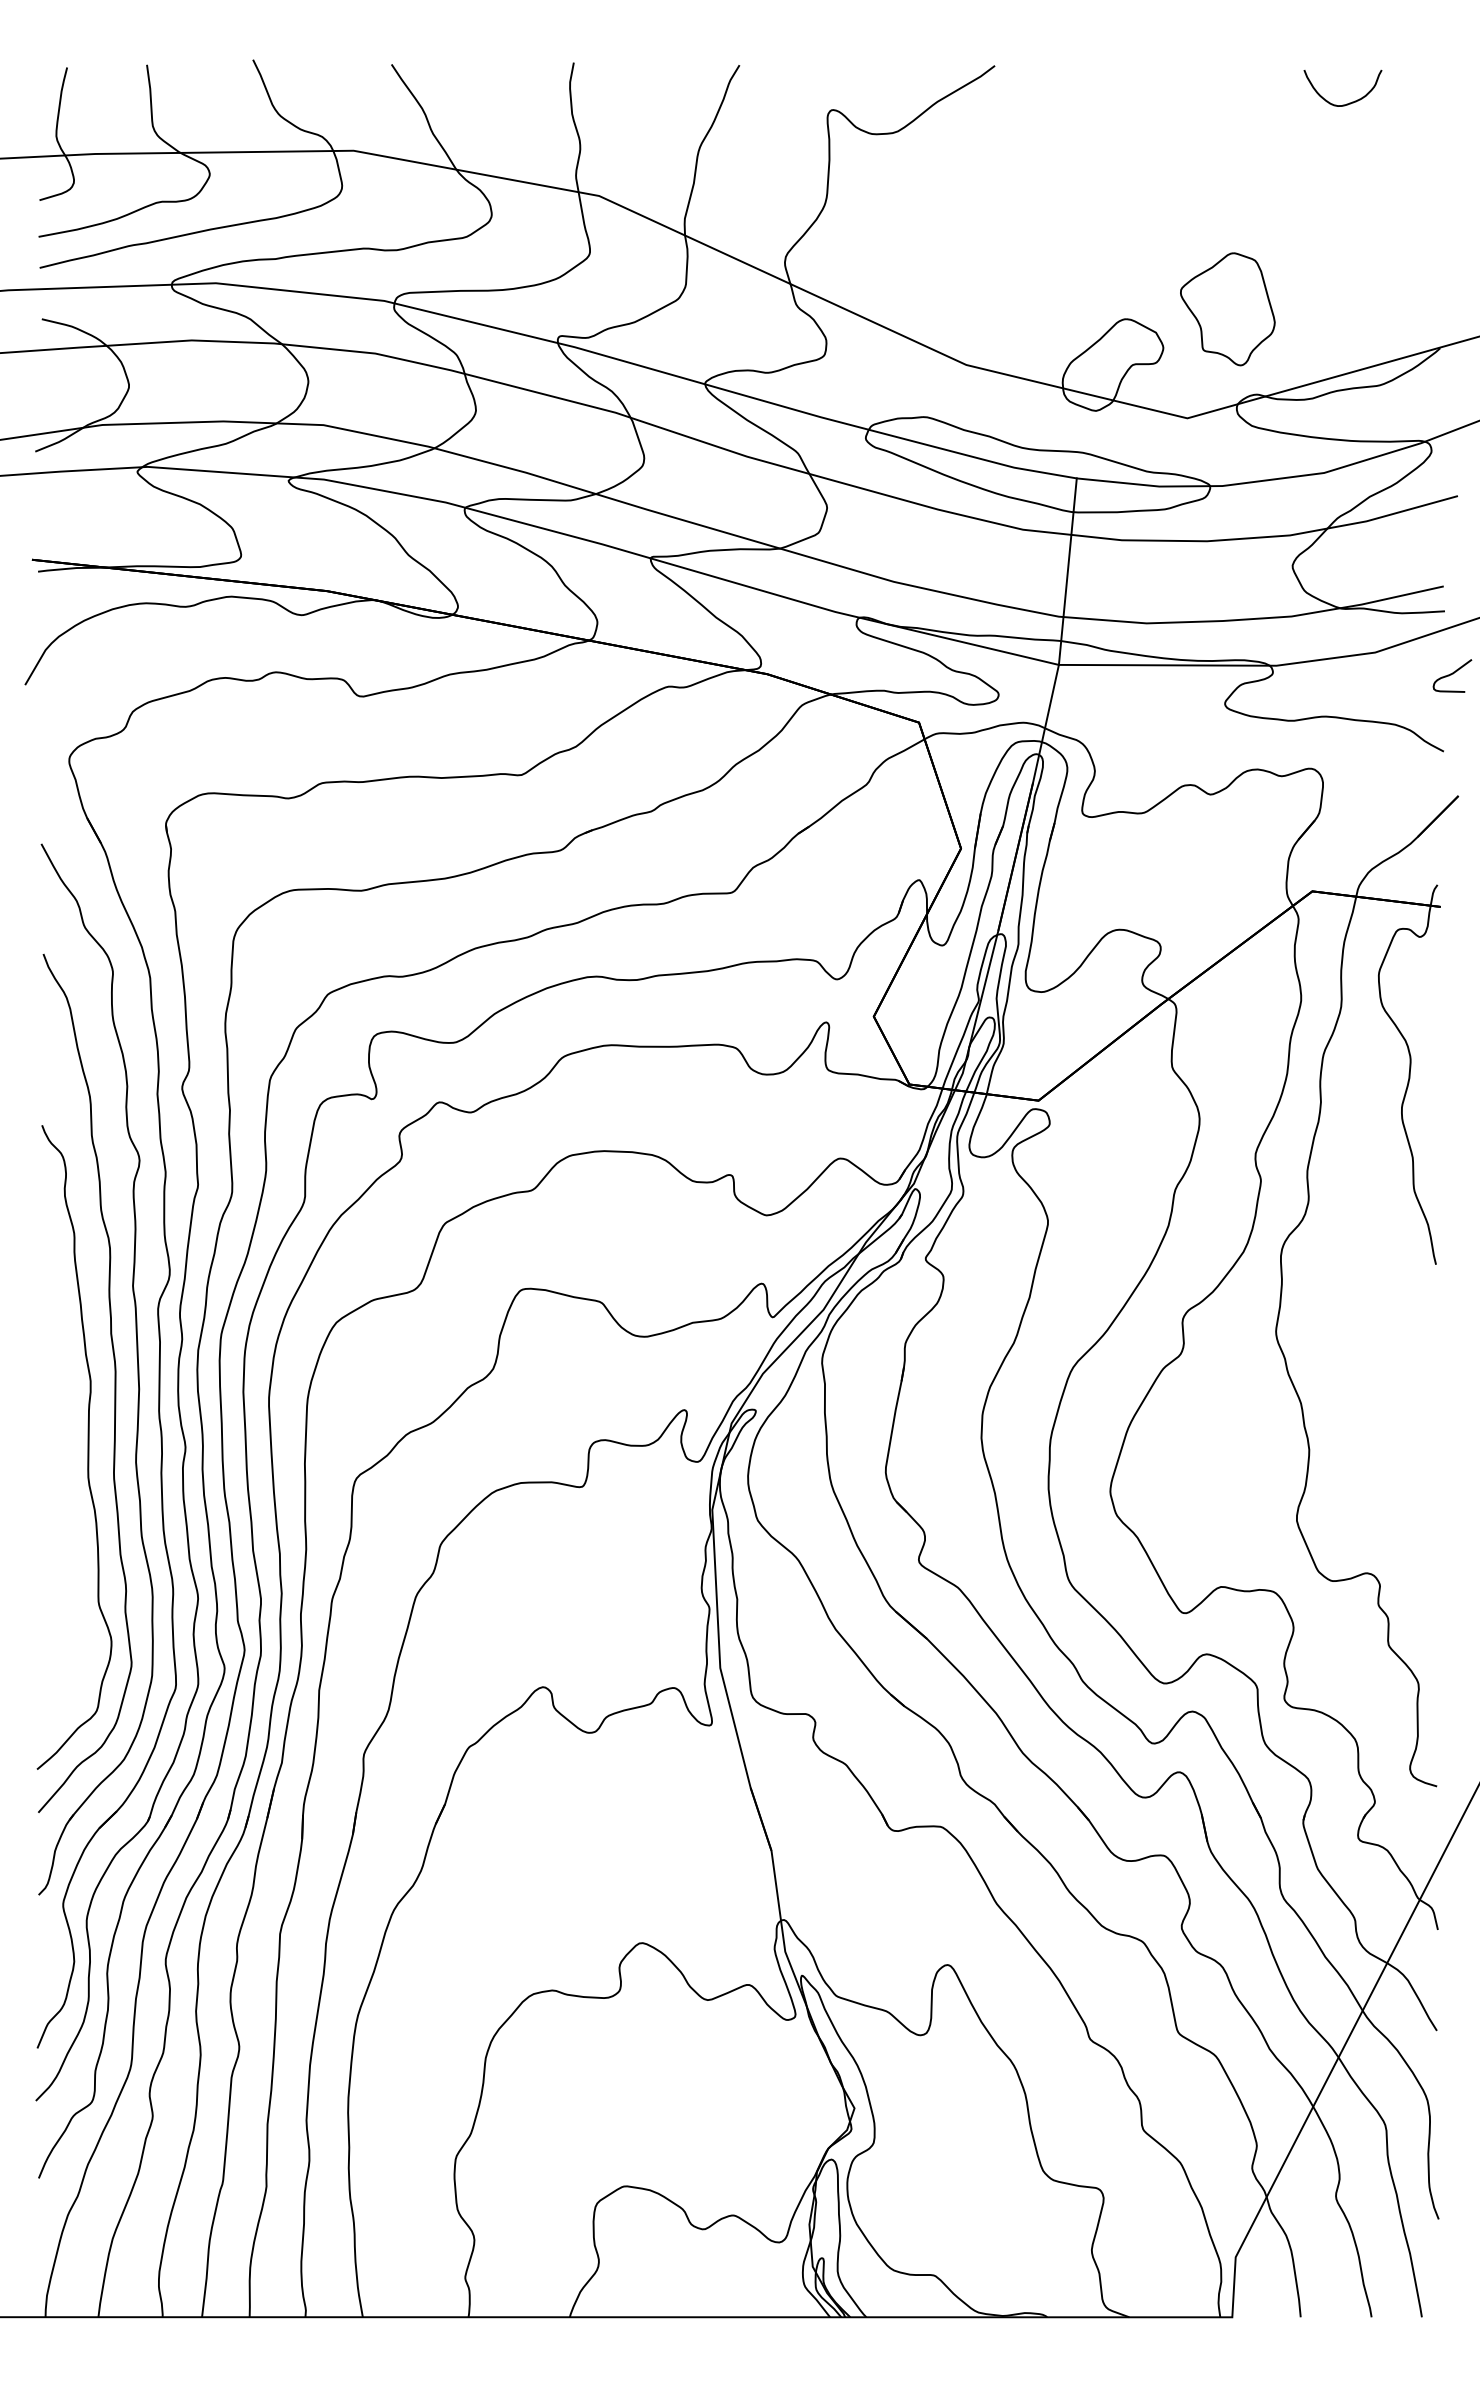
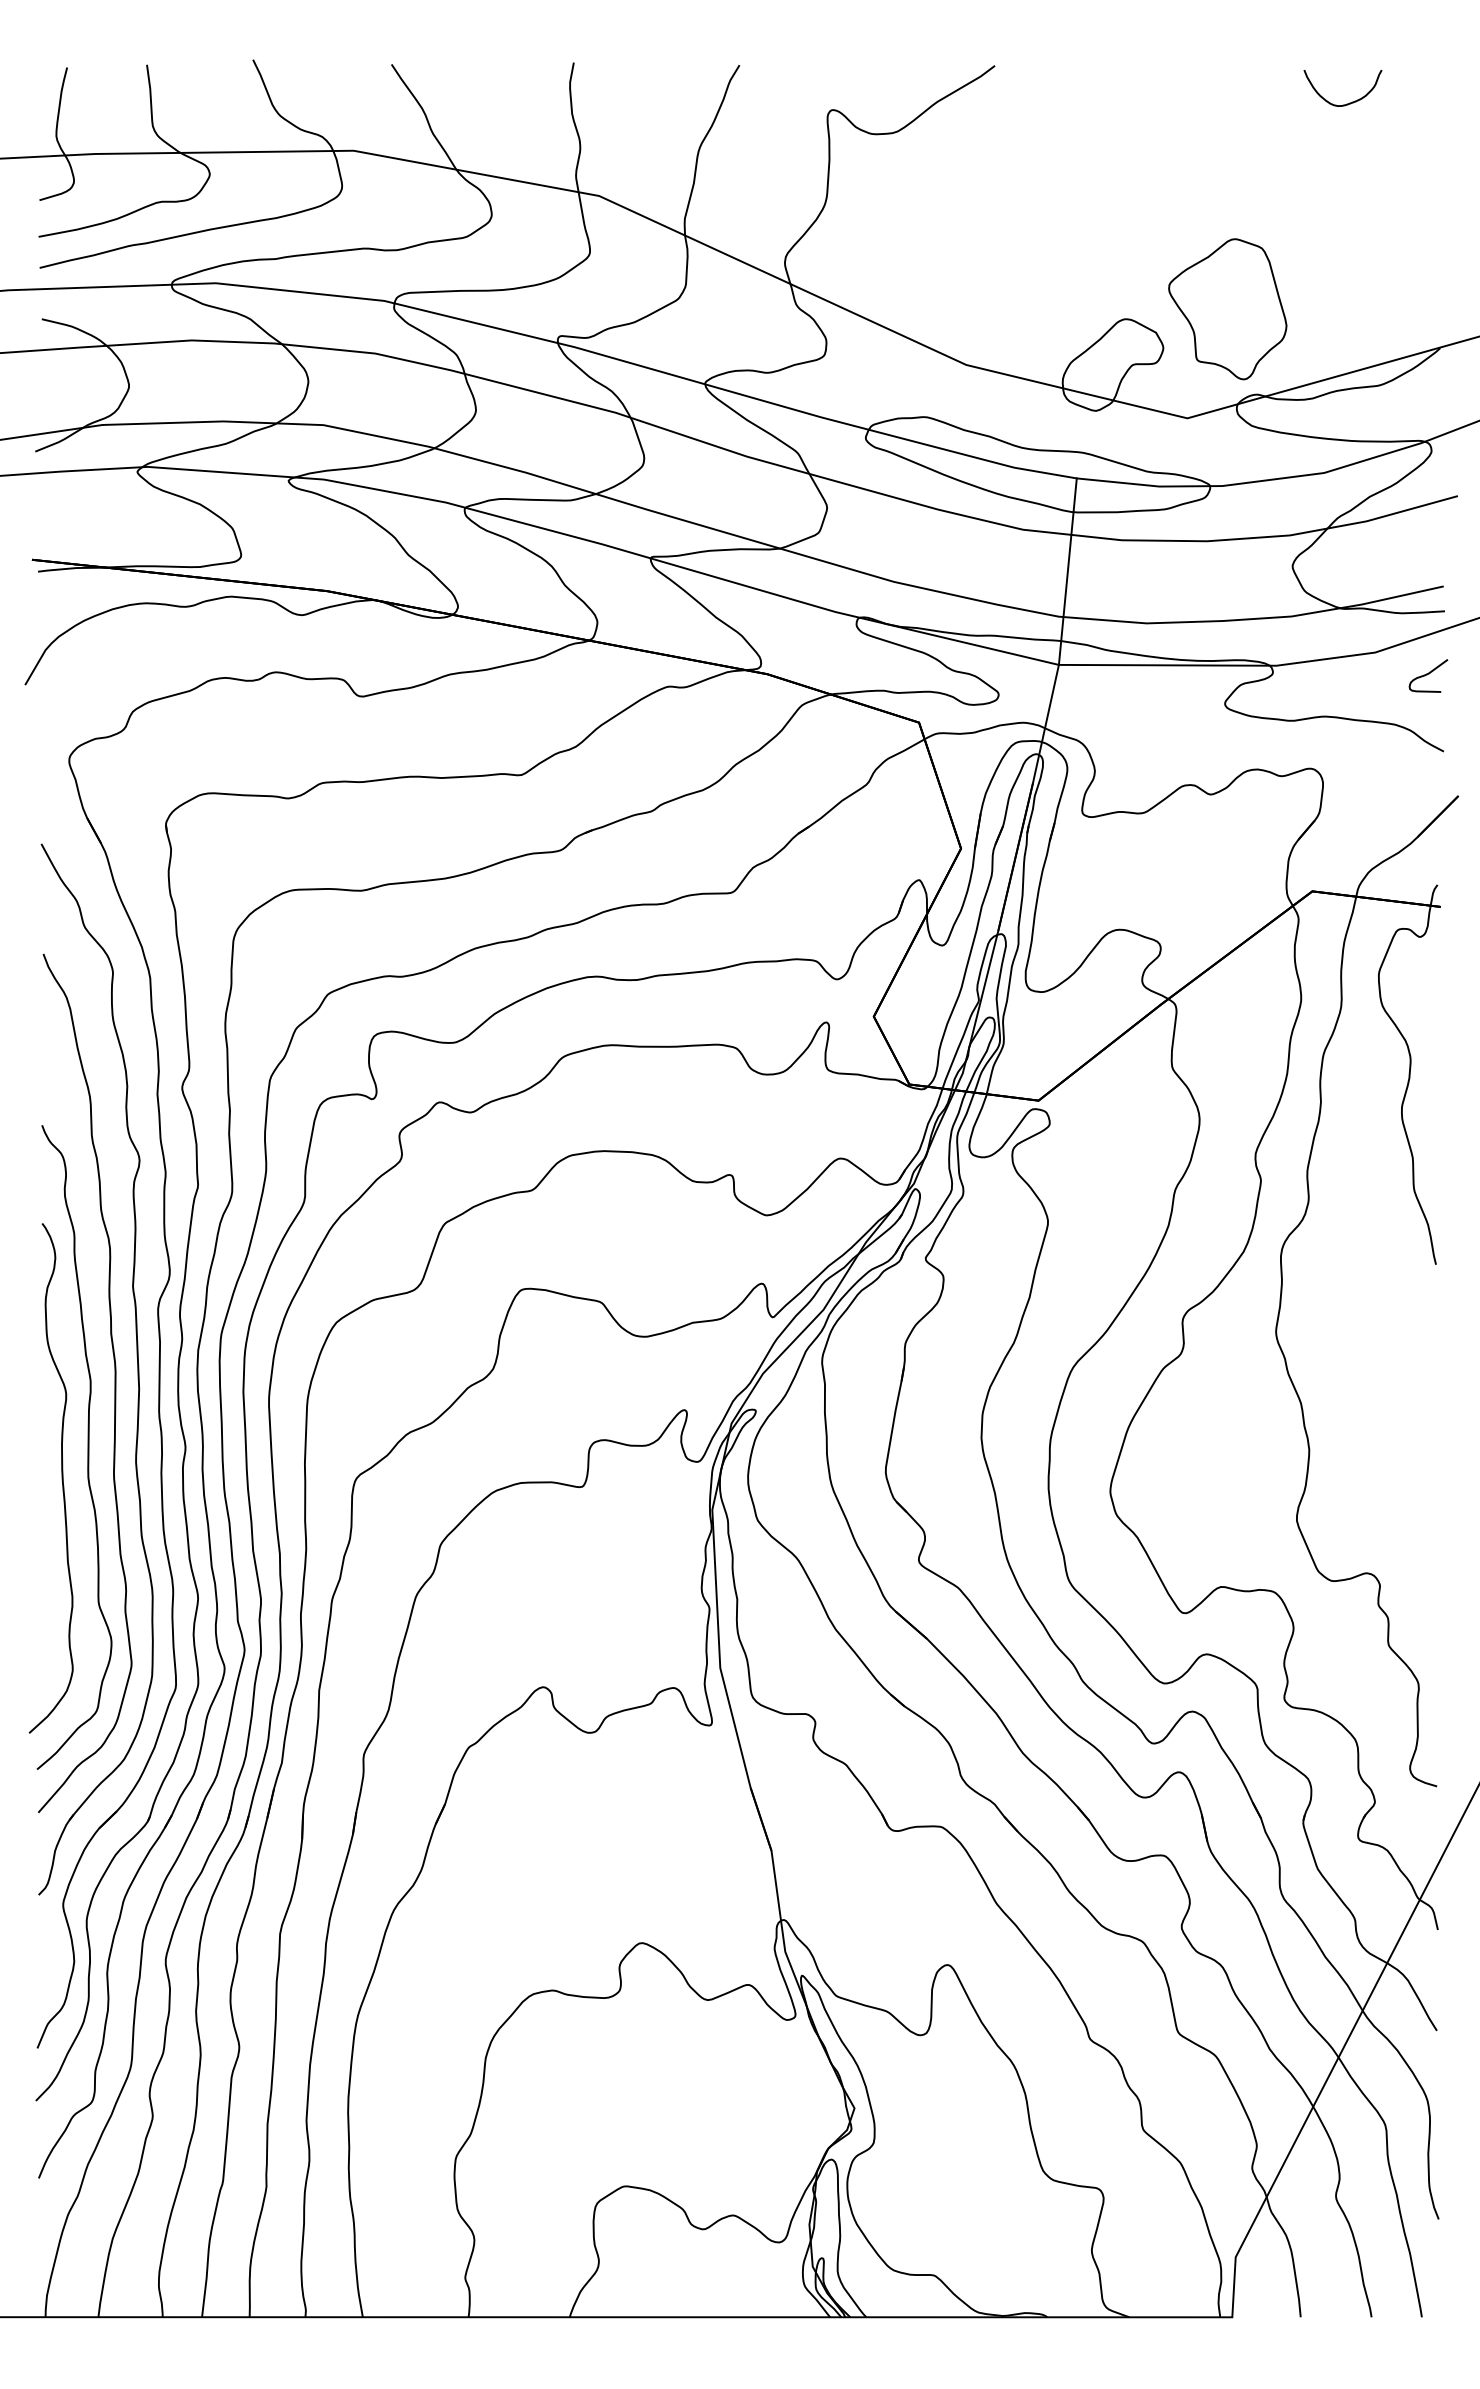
part size: 96x115 px -> 120x143 px (1227, 309)
curve position: (1452, 674) -> (1428, 674) (1428, 674)
curve: none -> present (61, 1478)
